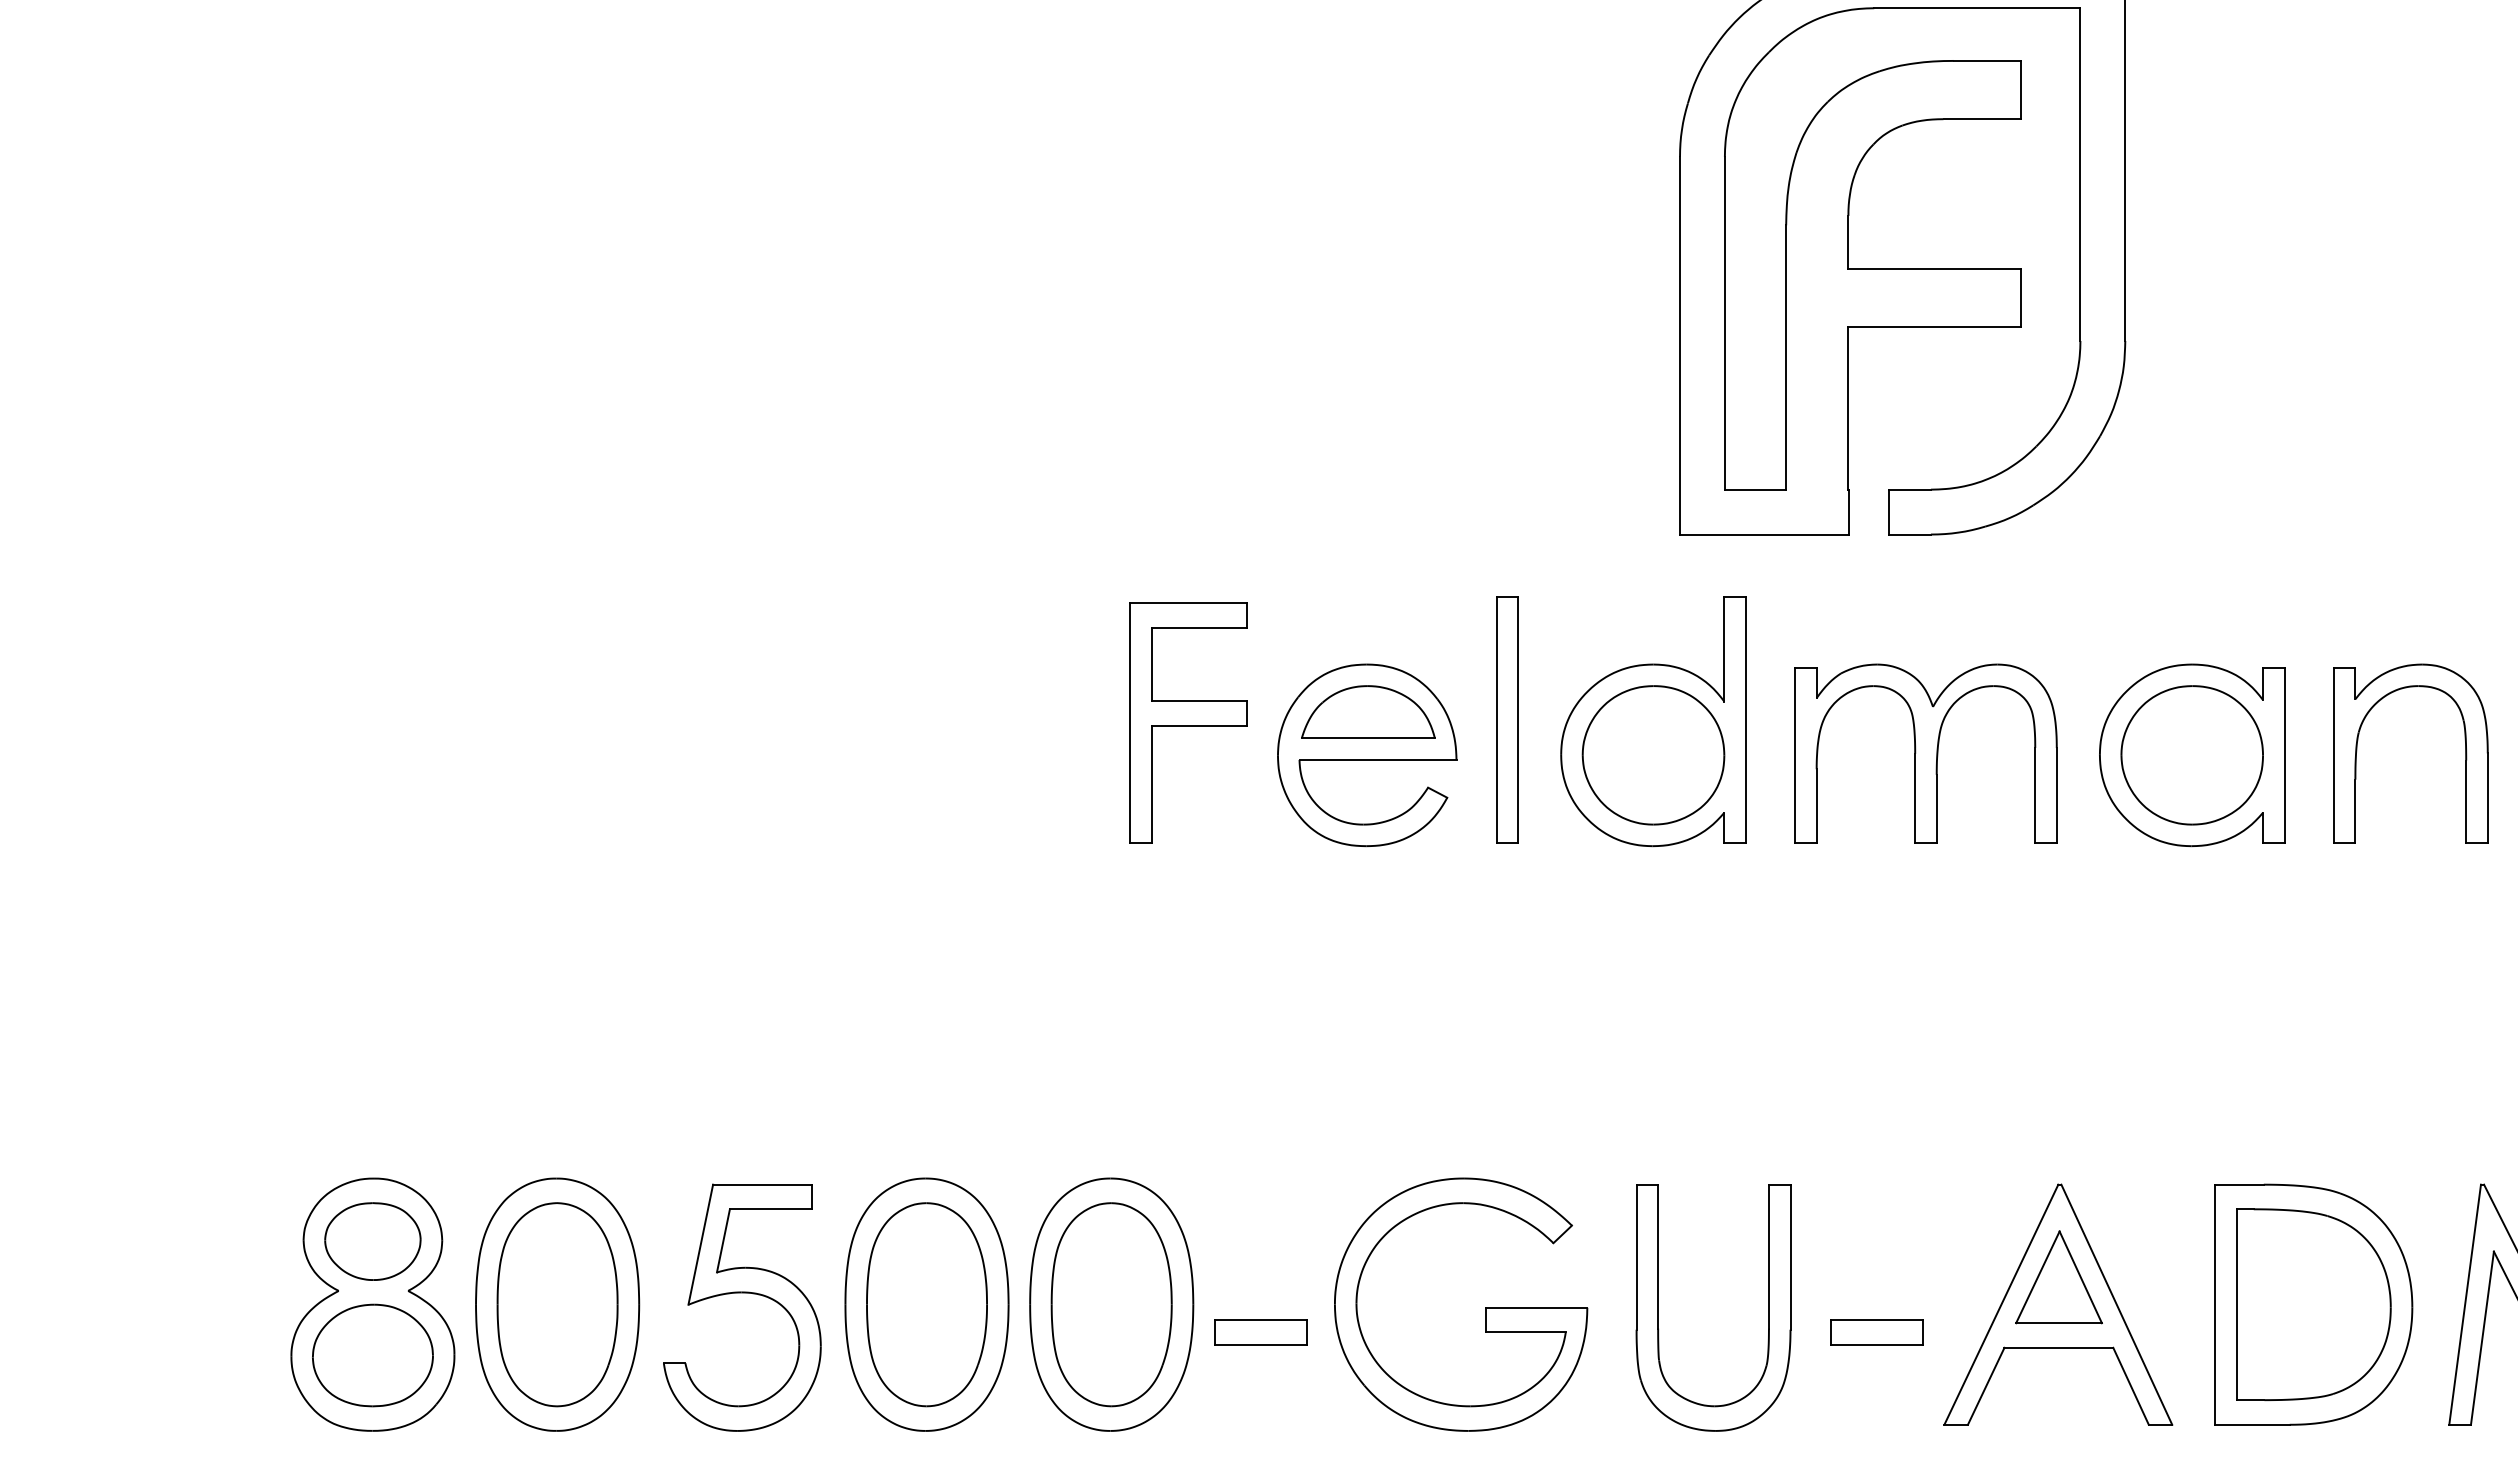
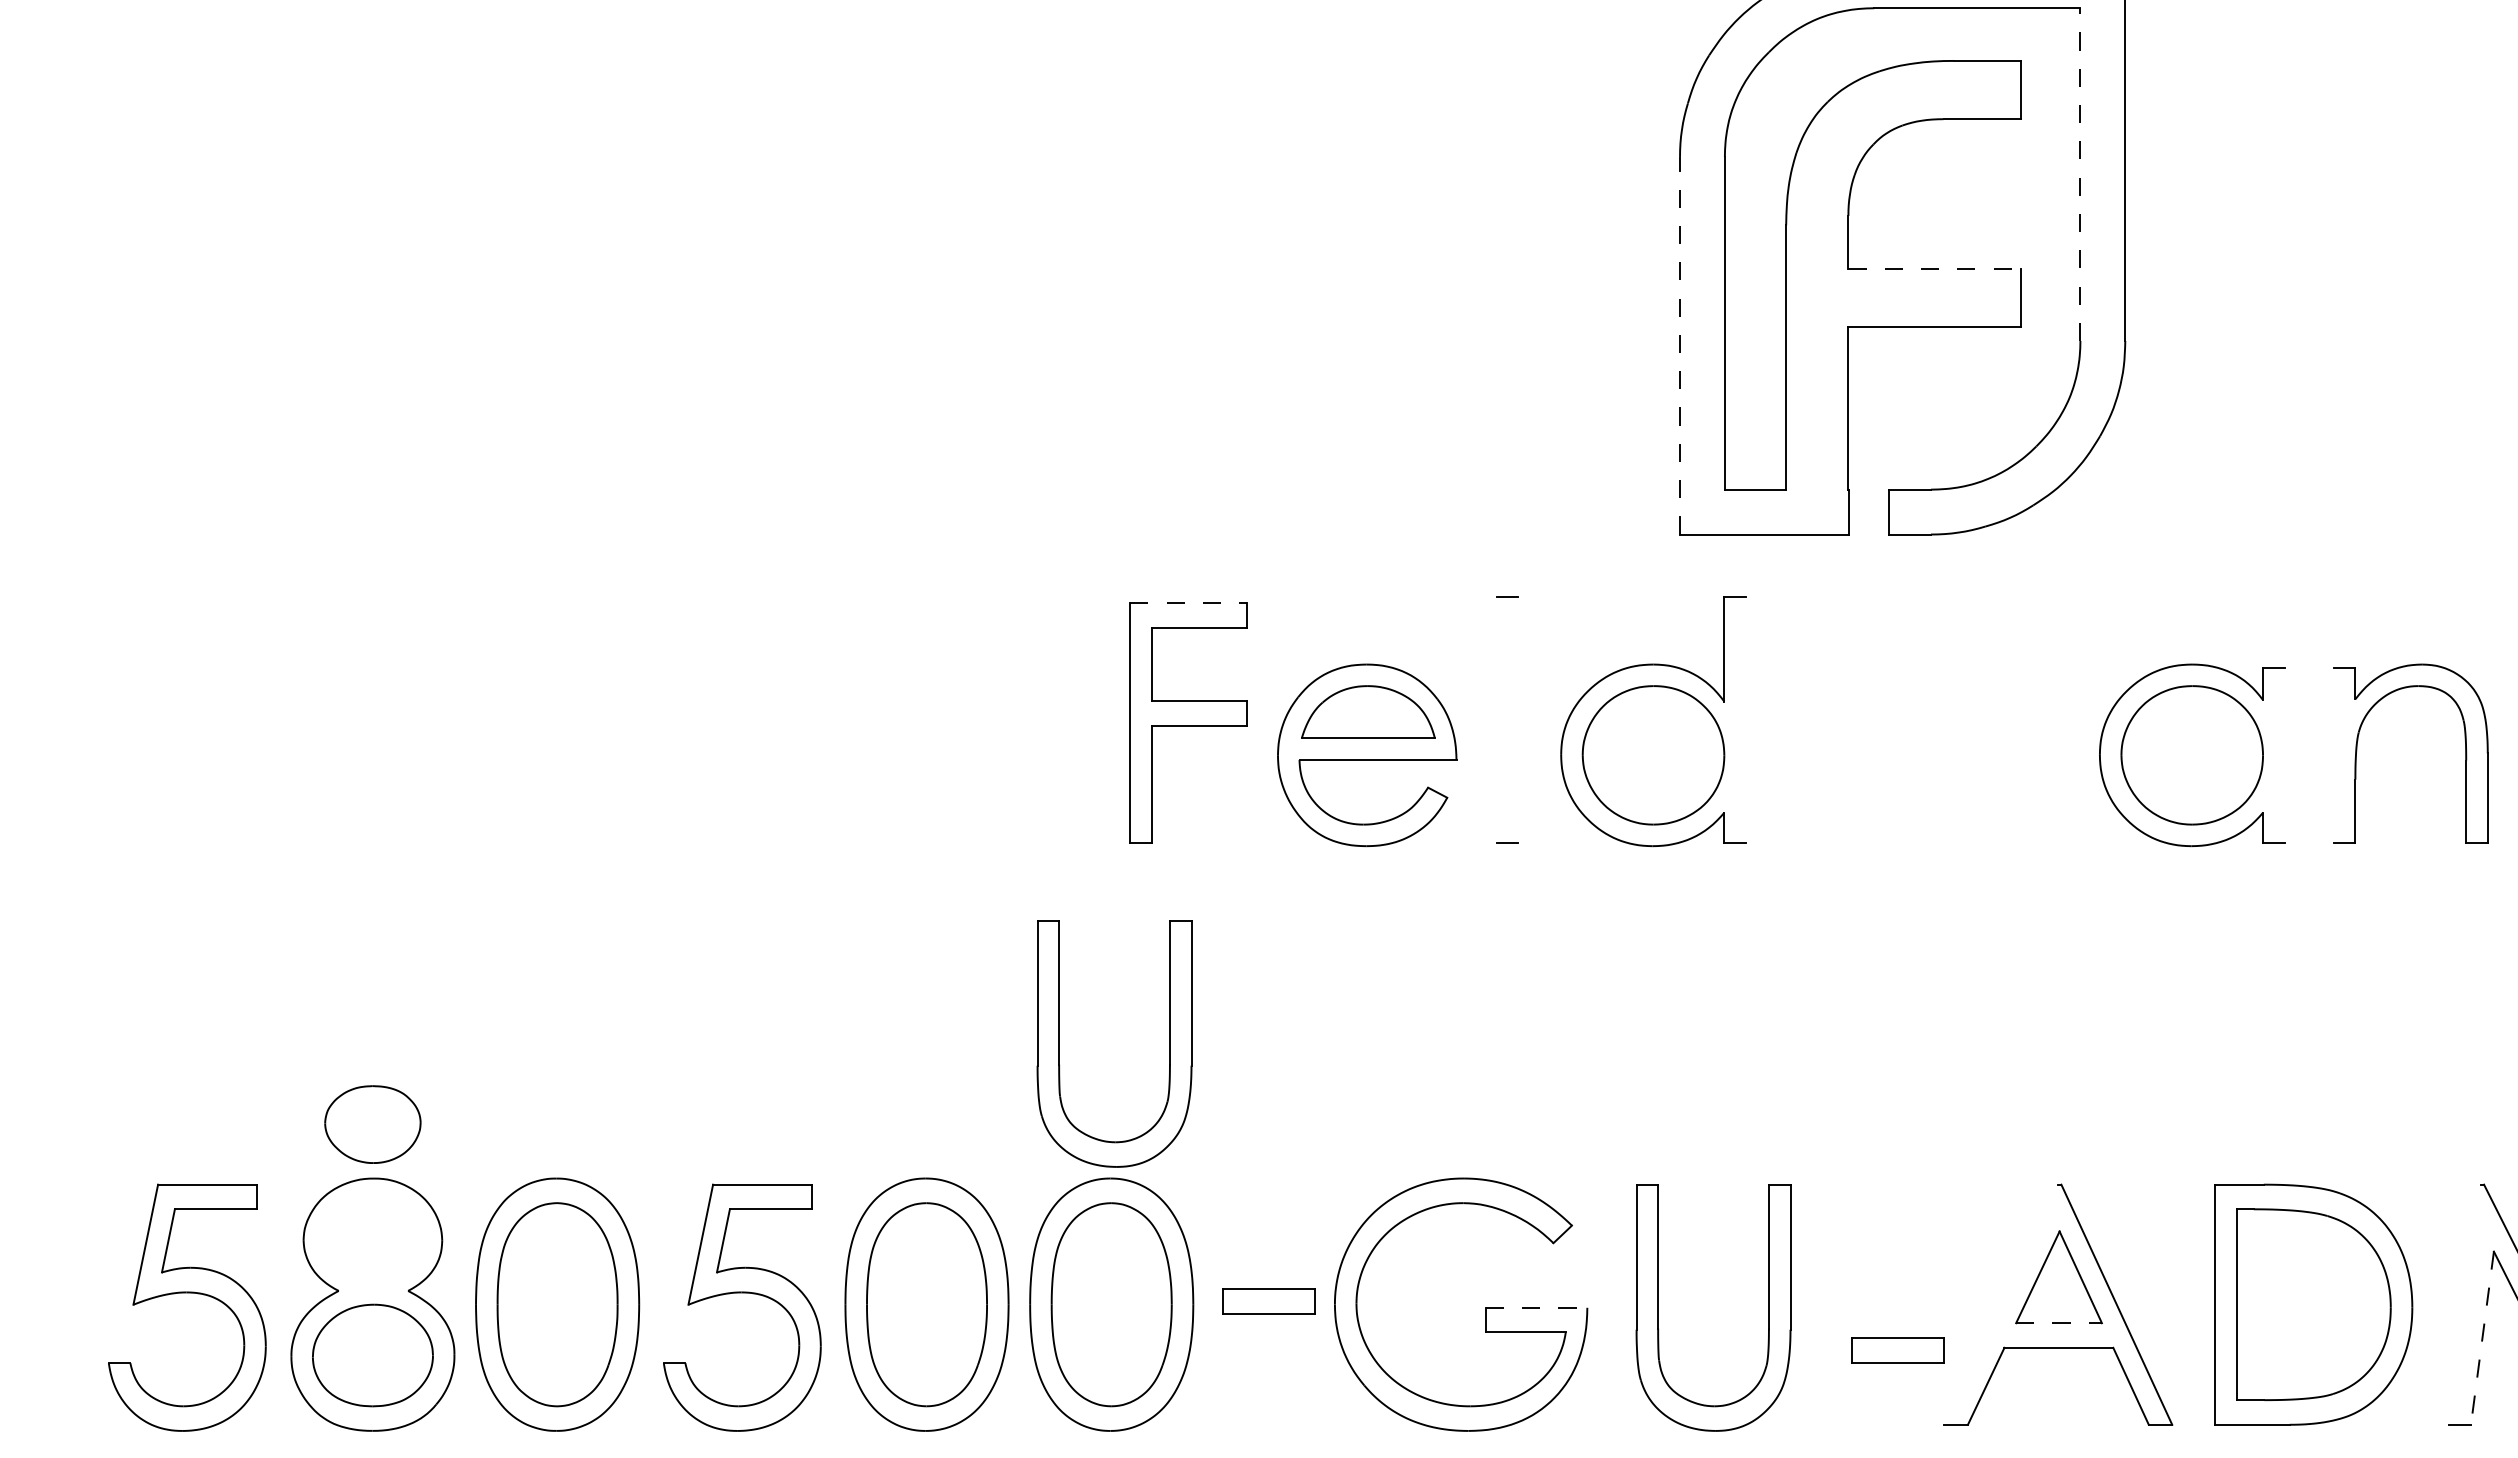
line: solid -> dashed (2080, 174)
line: solid -> dashed (1934, 269)
line: solid -> dashed (1680, 345)
line: solid -> dashed (1189, 602)
line: present -> none (1496, 719)
line: present -> none (1518, 719)
line: present -> none (1745, 719)
part: present -> none (1925, 753)
line: present -> none (2284, 755)
line: present -> none (2333, 755)
part: none -> present (1059, 1043)
part position: (372, 1241) -> (372, 1124) (372, 1124)
part: none -> present (187, 1293)
line: present -> none (2001, 1304)
line: present -> none (2464, 1304)
line: solid -> dashed (1536, 1307)
line: solid -> dashed (2059, 1323)
part position: (1260, 1332) -> (1268, 1301) (1268, 1301)
part position: (1876, 1332) -> (1897, 1350) (1897, 1350)
line: solid -> dashed (2482, 1338)
